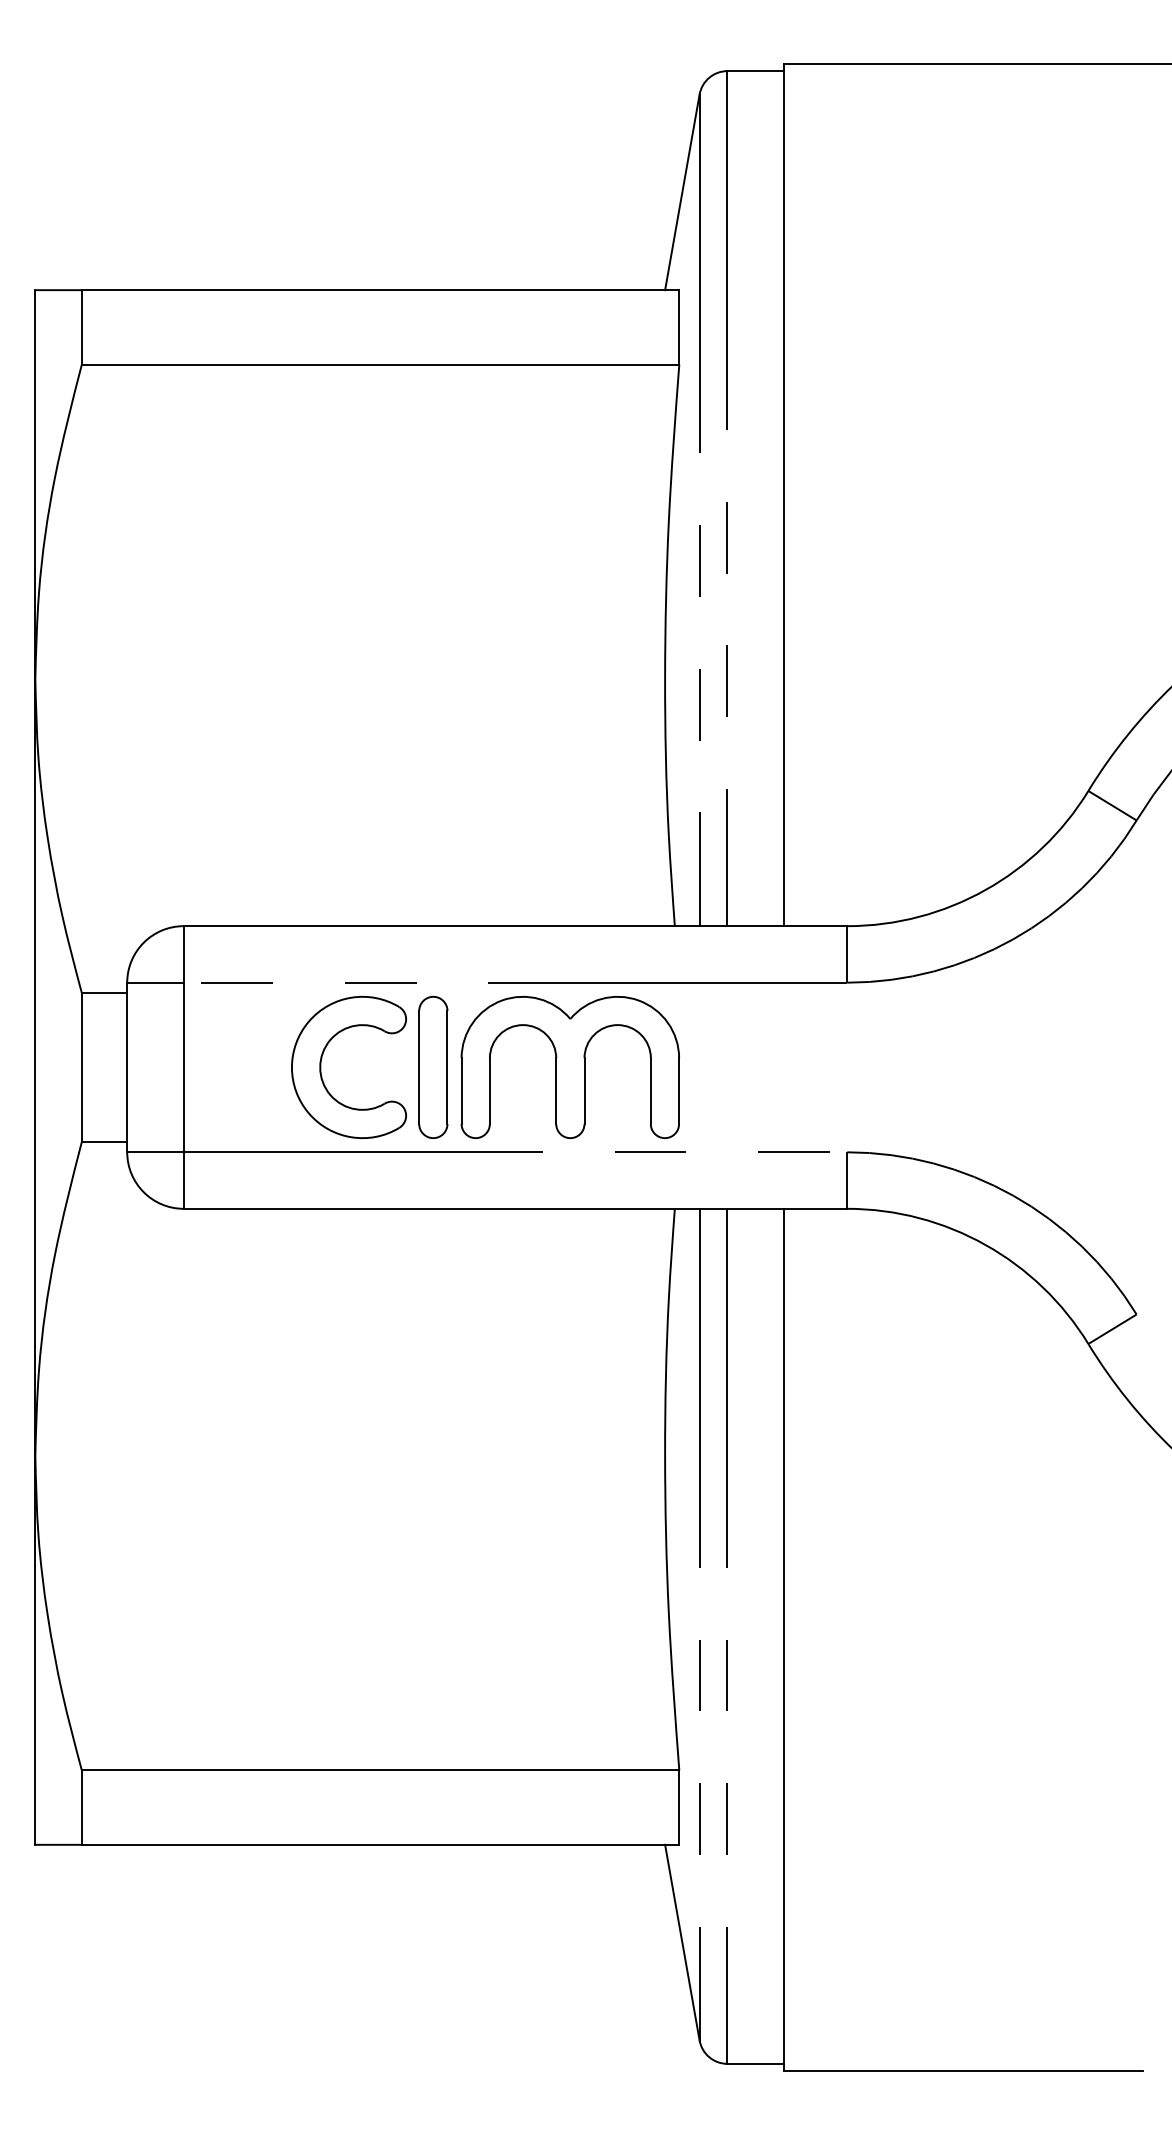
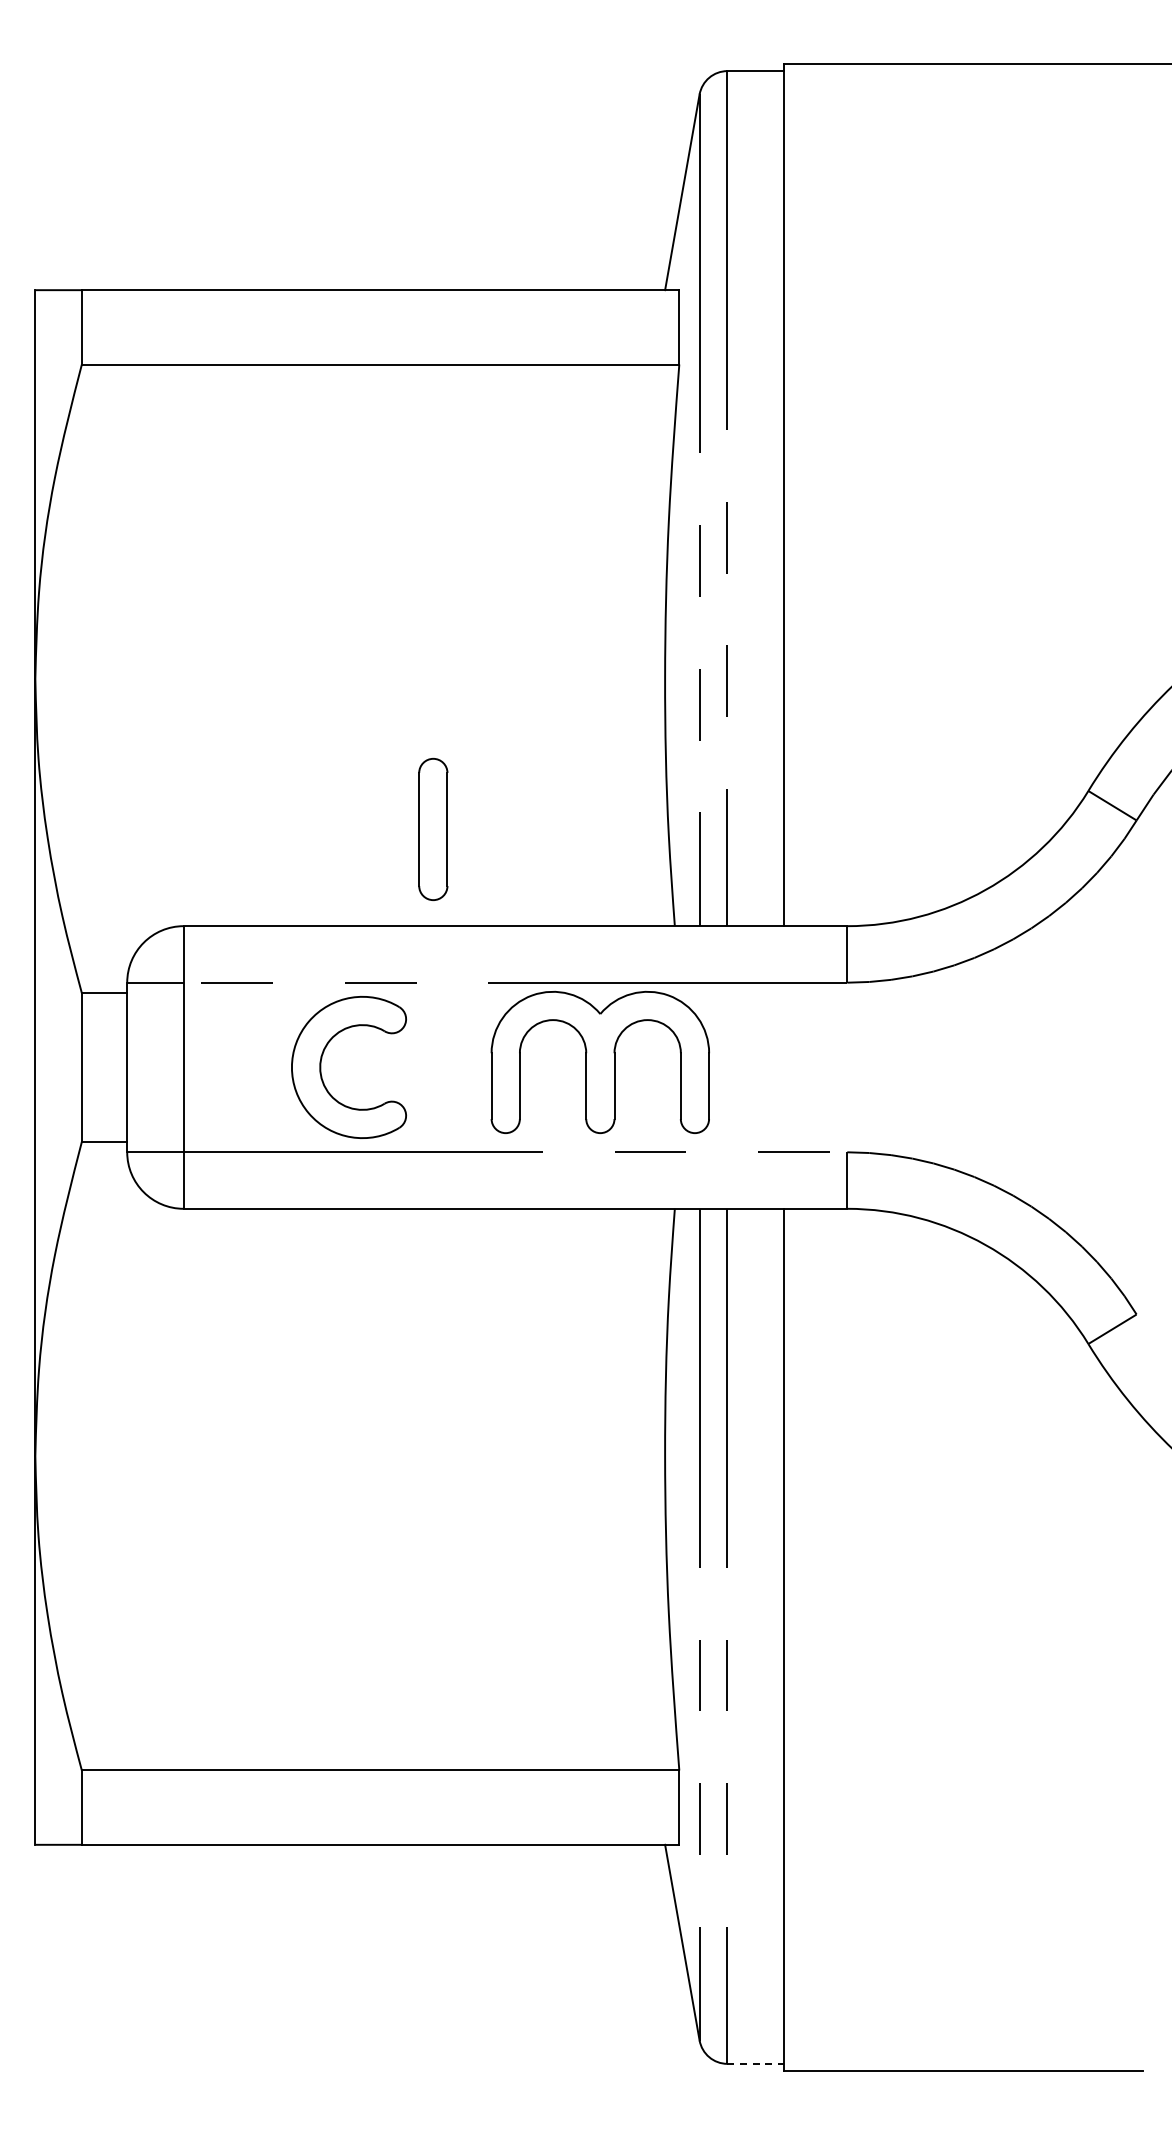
part position: (433, 1066) -> (433, 828) (433, 828)
part position: (569, 1066) -> (599, 1061) (599, 1061)
line: solid -> dashed (756, 2063)
